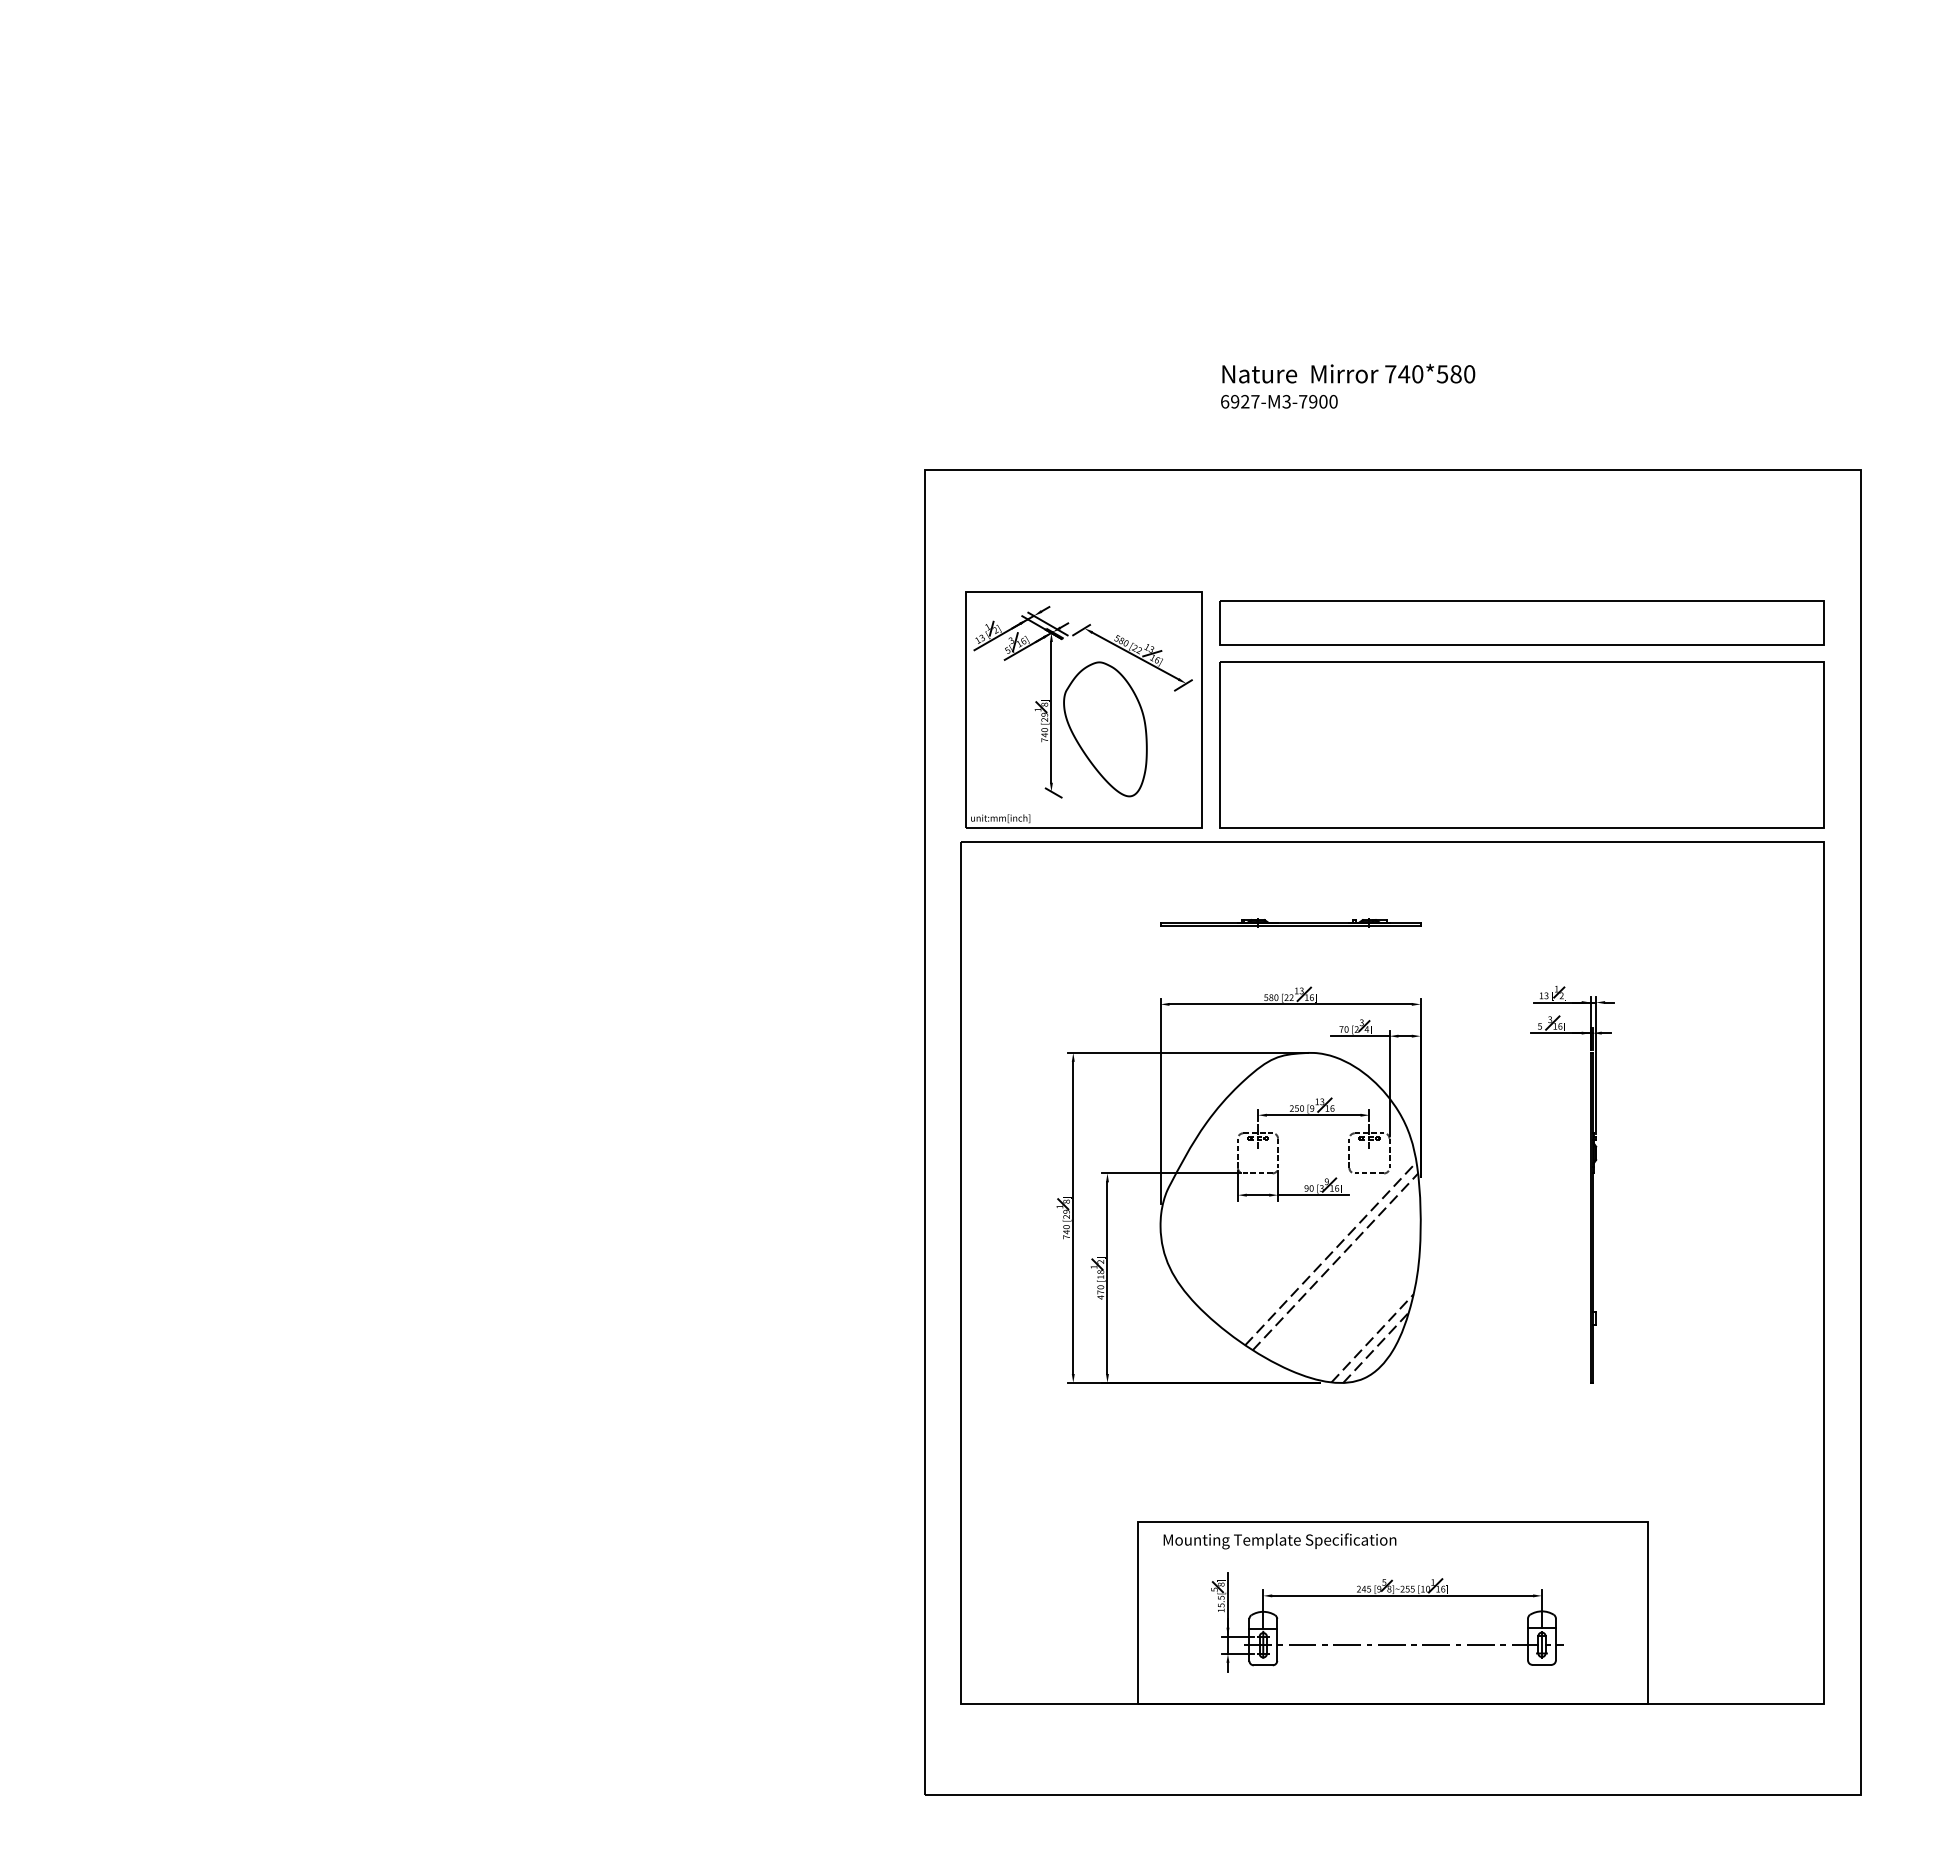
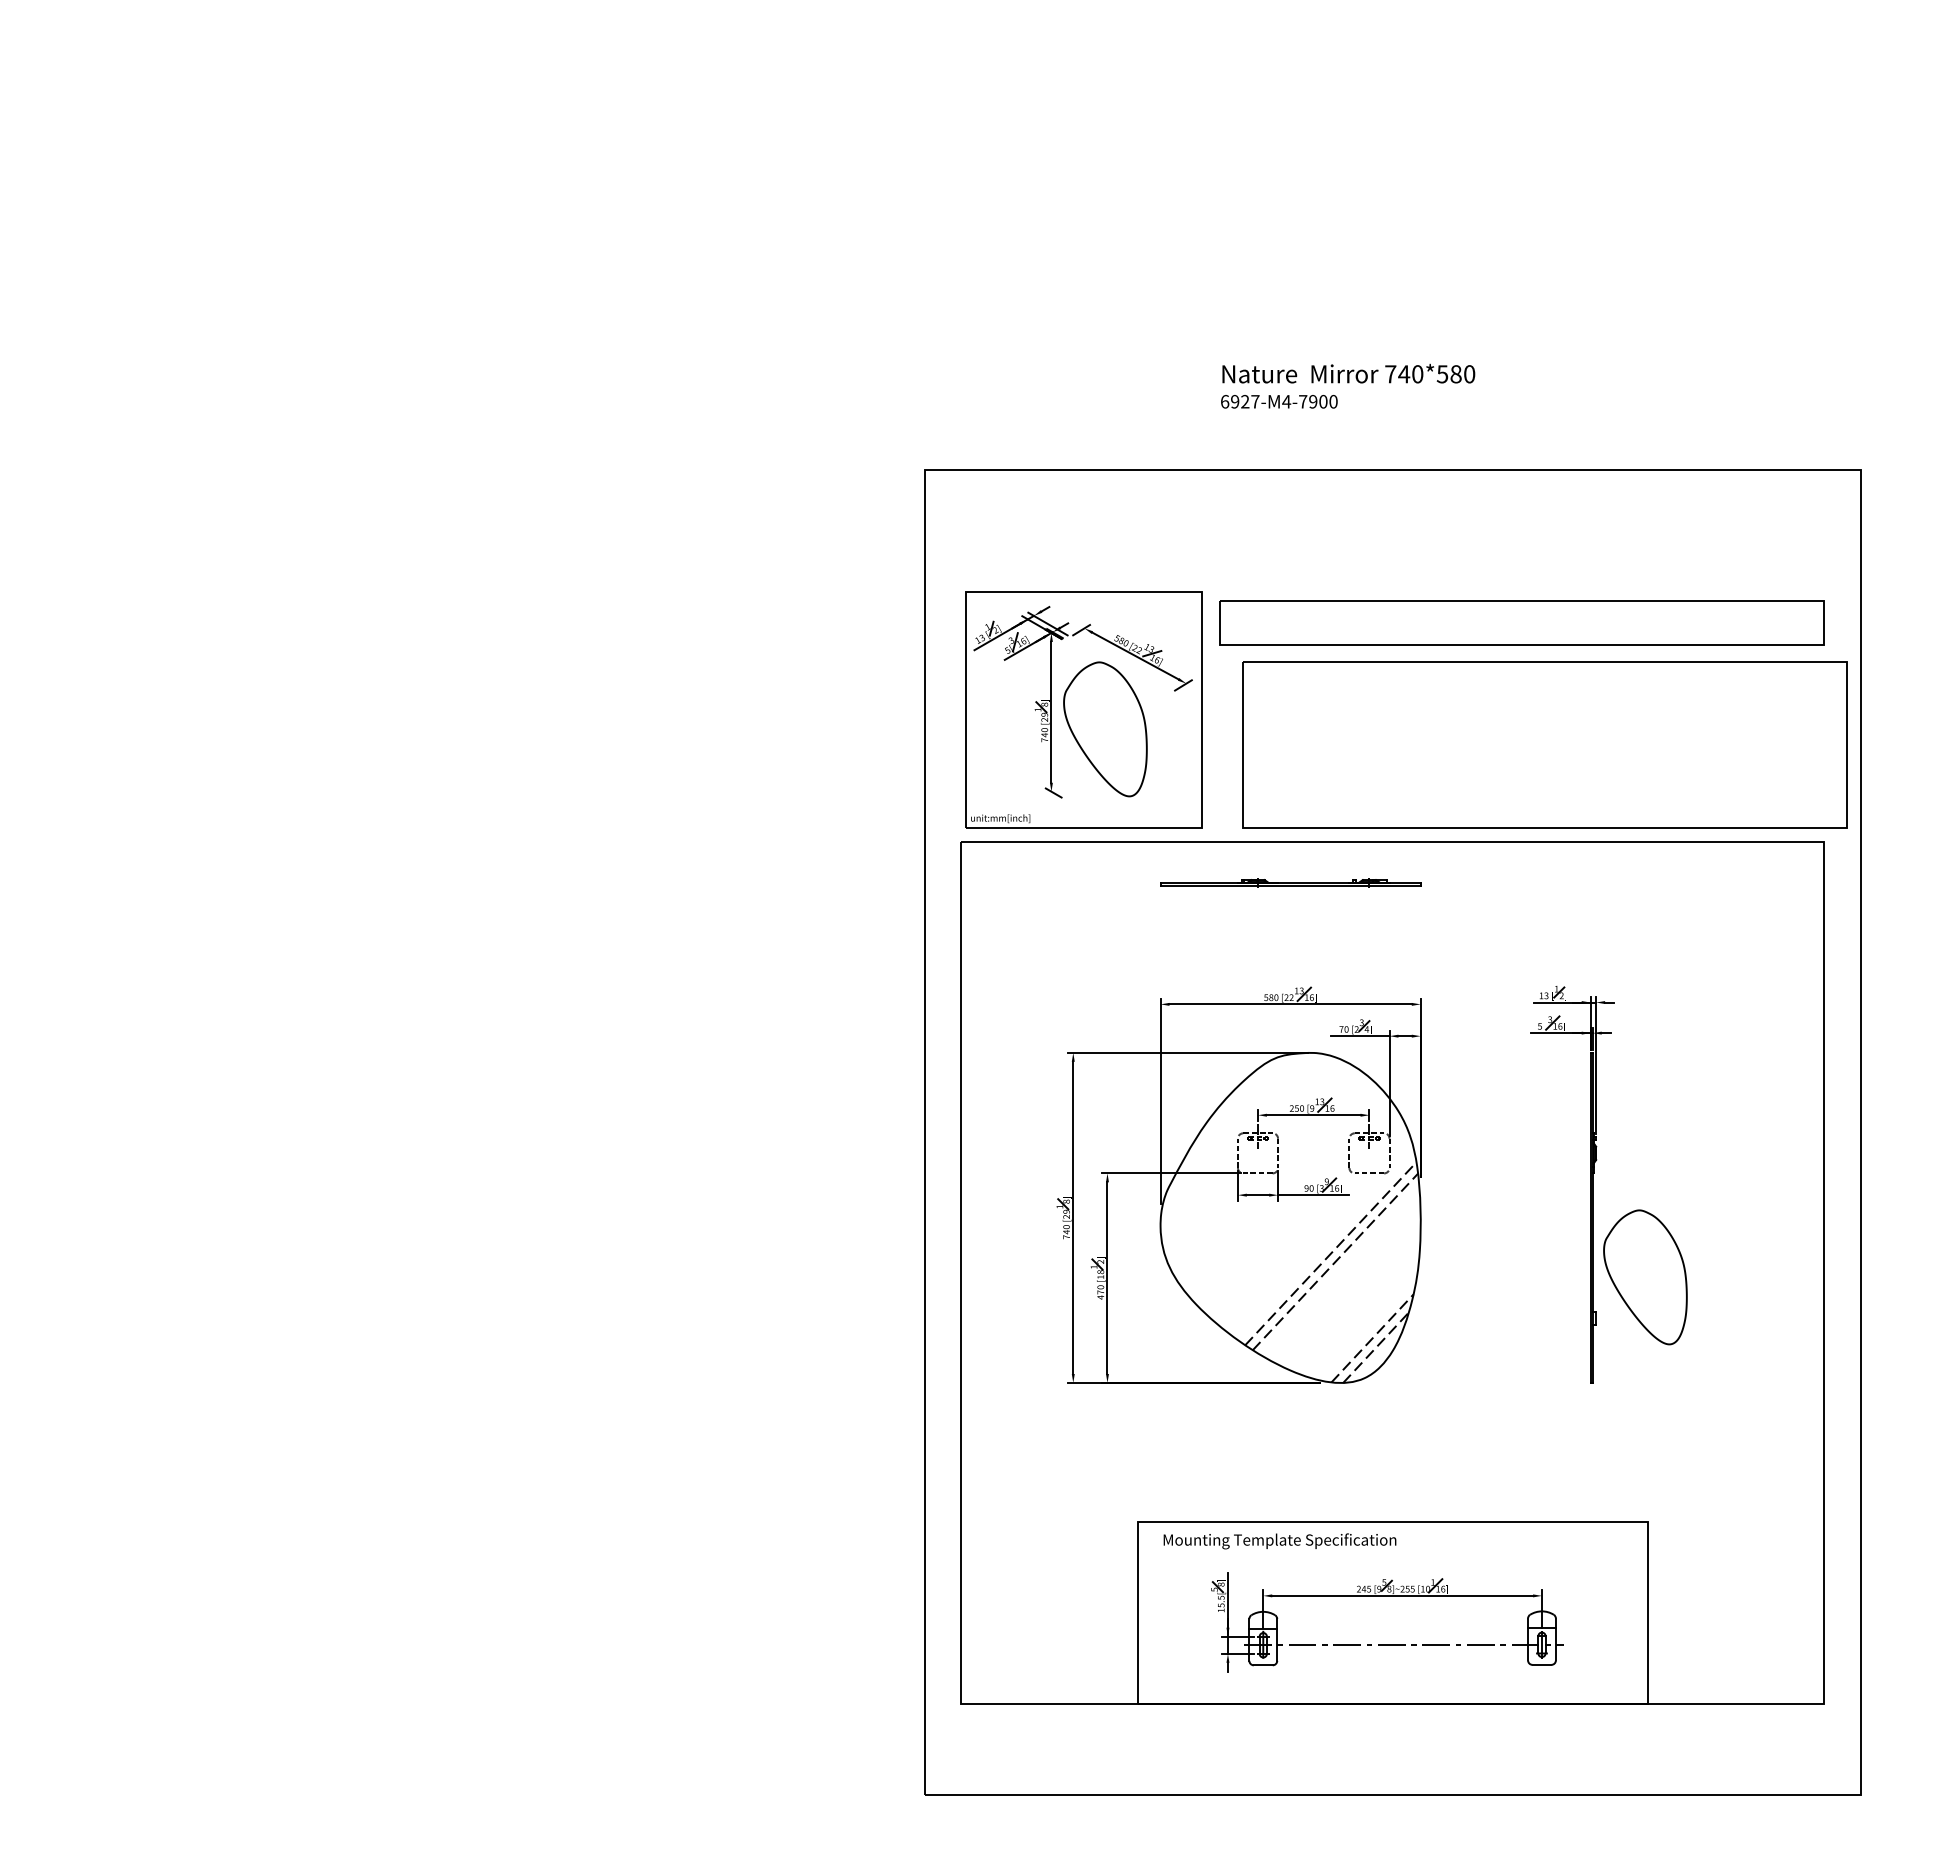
text: 6927-M3-7900 -> 6927-M4-7900 (1286, 401)
part position: (1521, 744) -> (1544, 744) (1544, 744)
part position: (1290, 922) -> (1290, 882) (1290, 882)
part: none -> present (1645, 1277)
